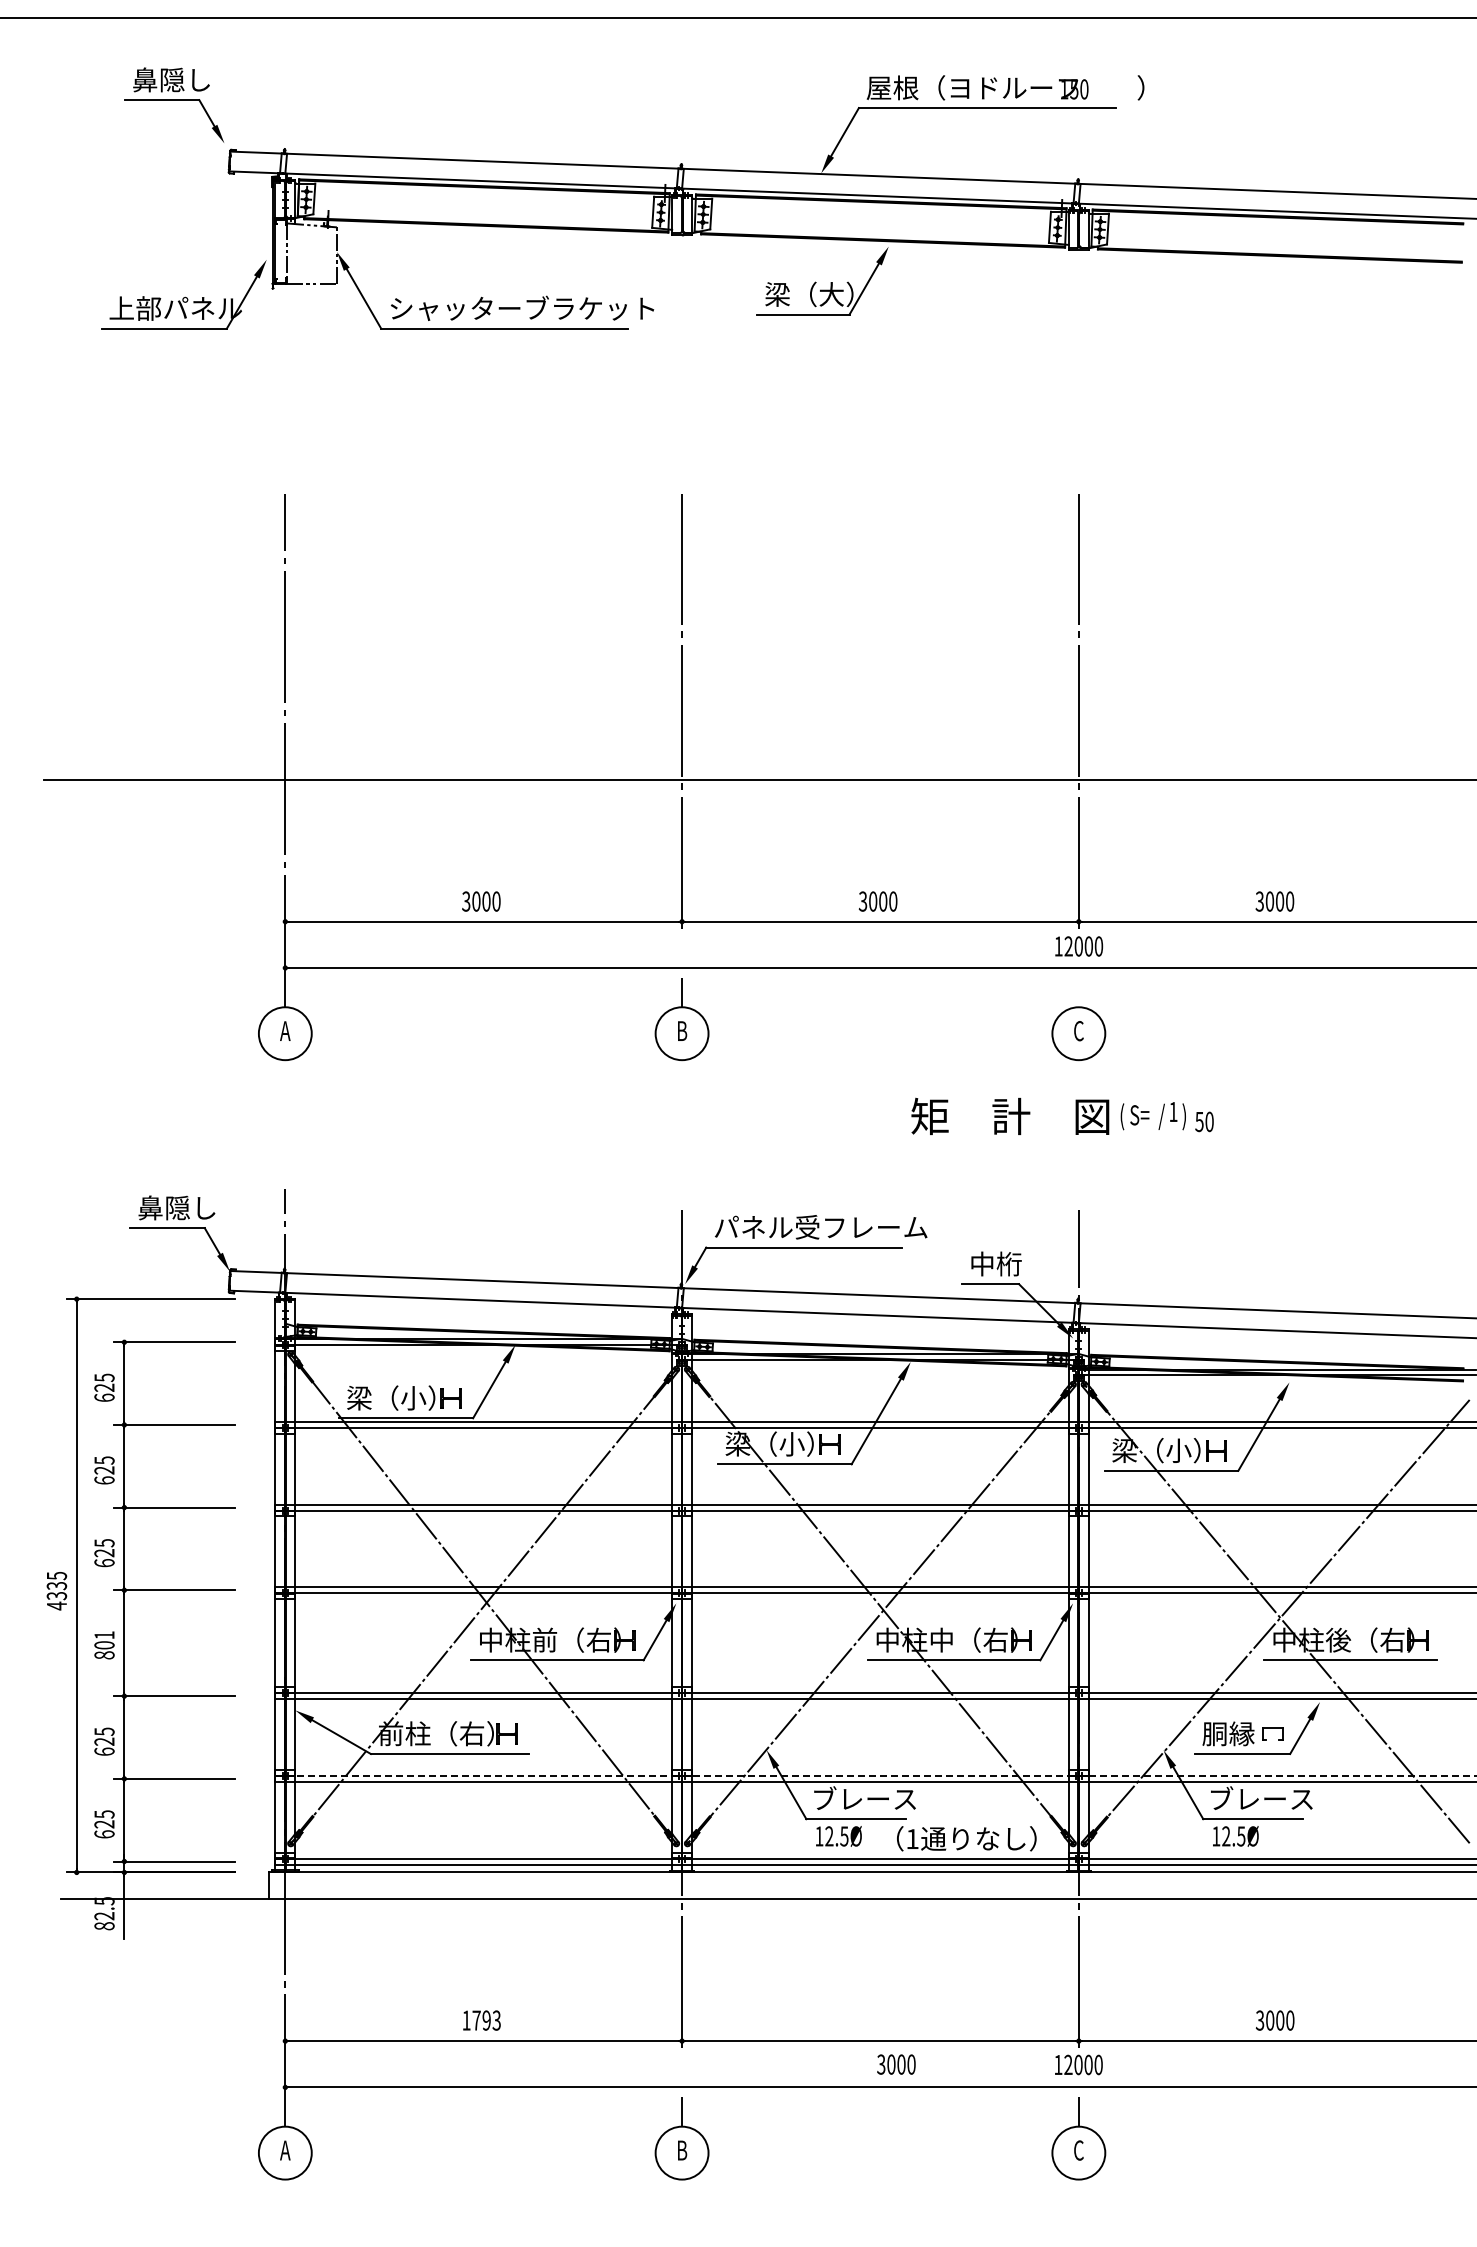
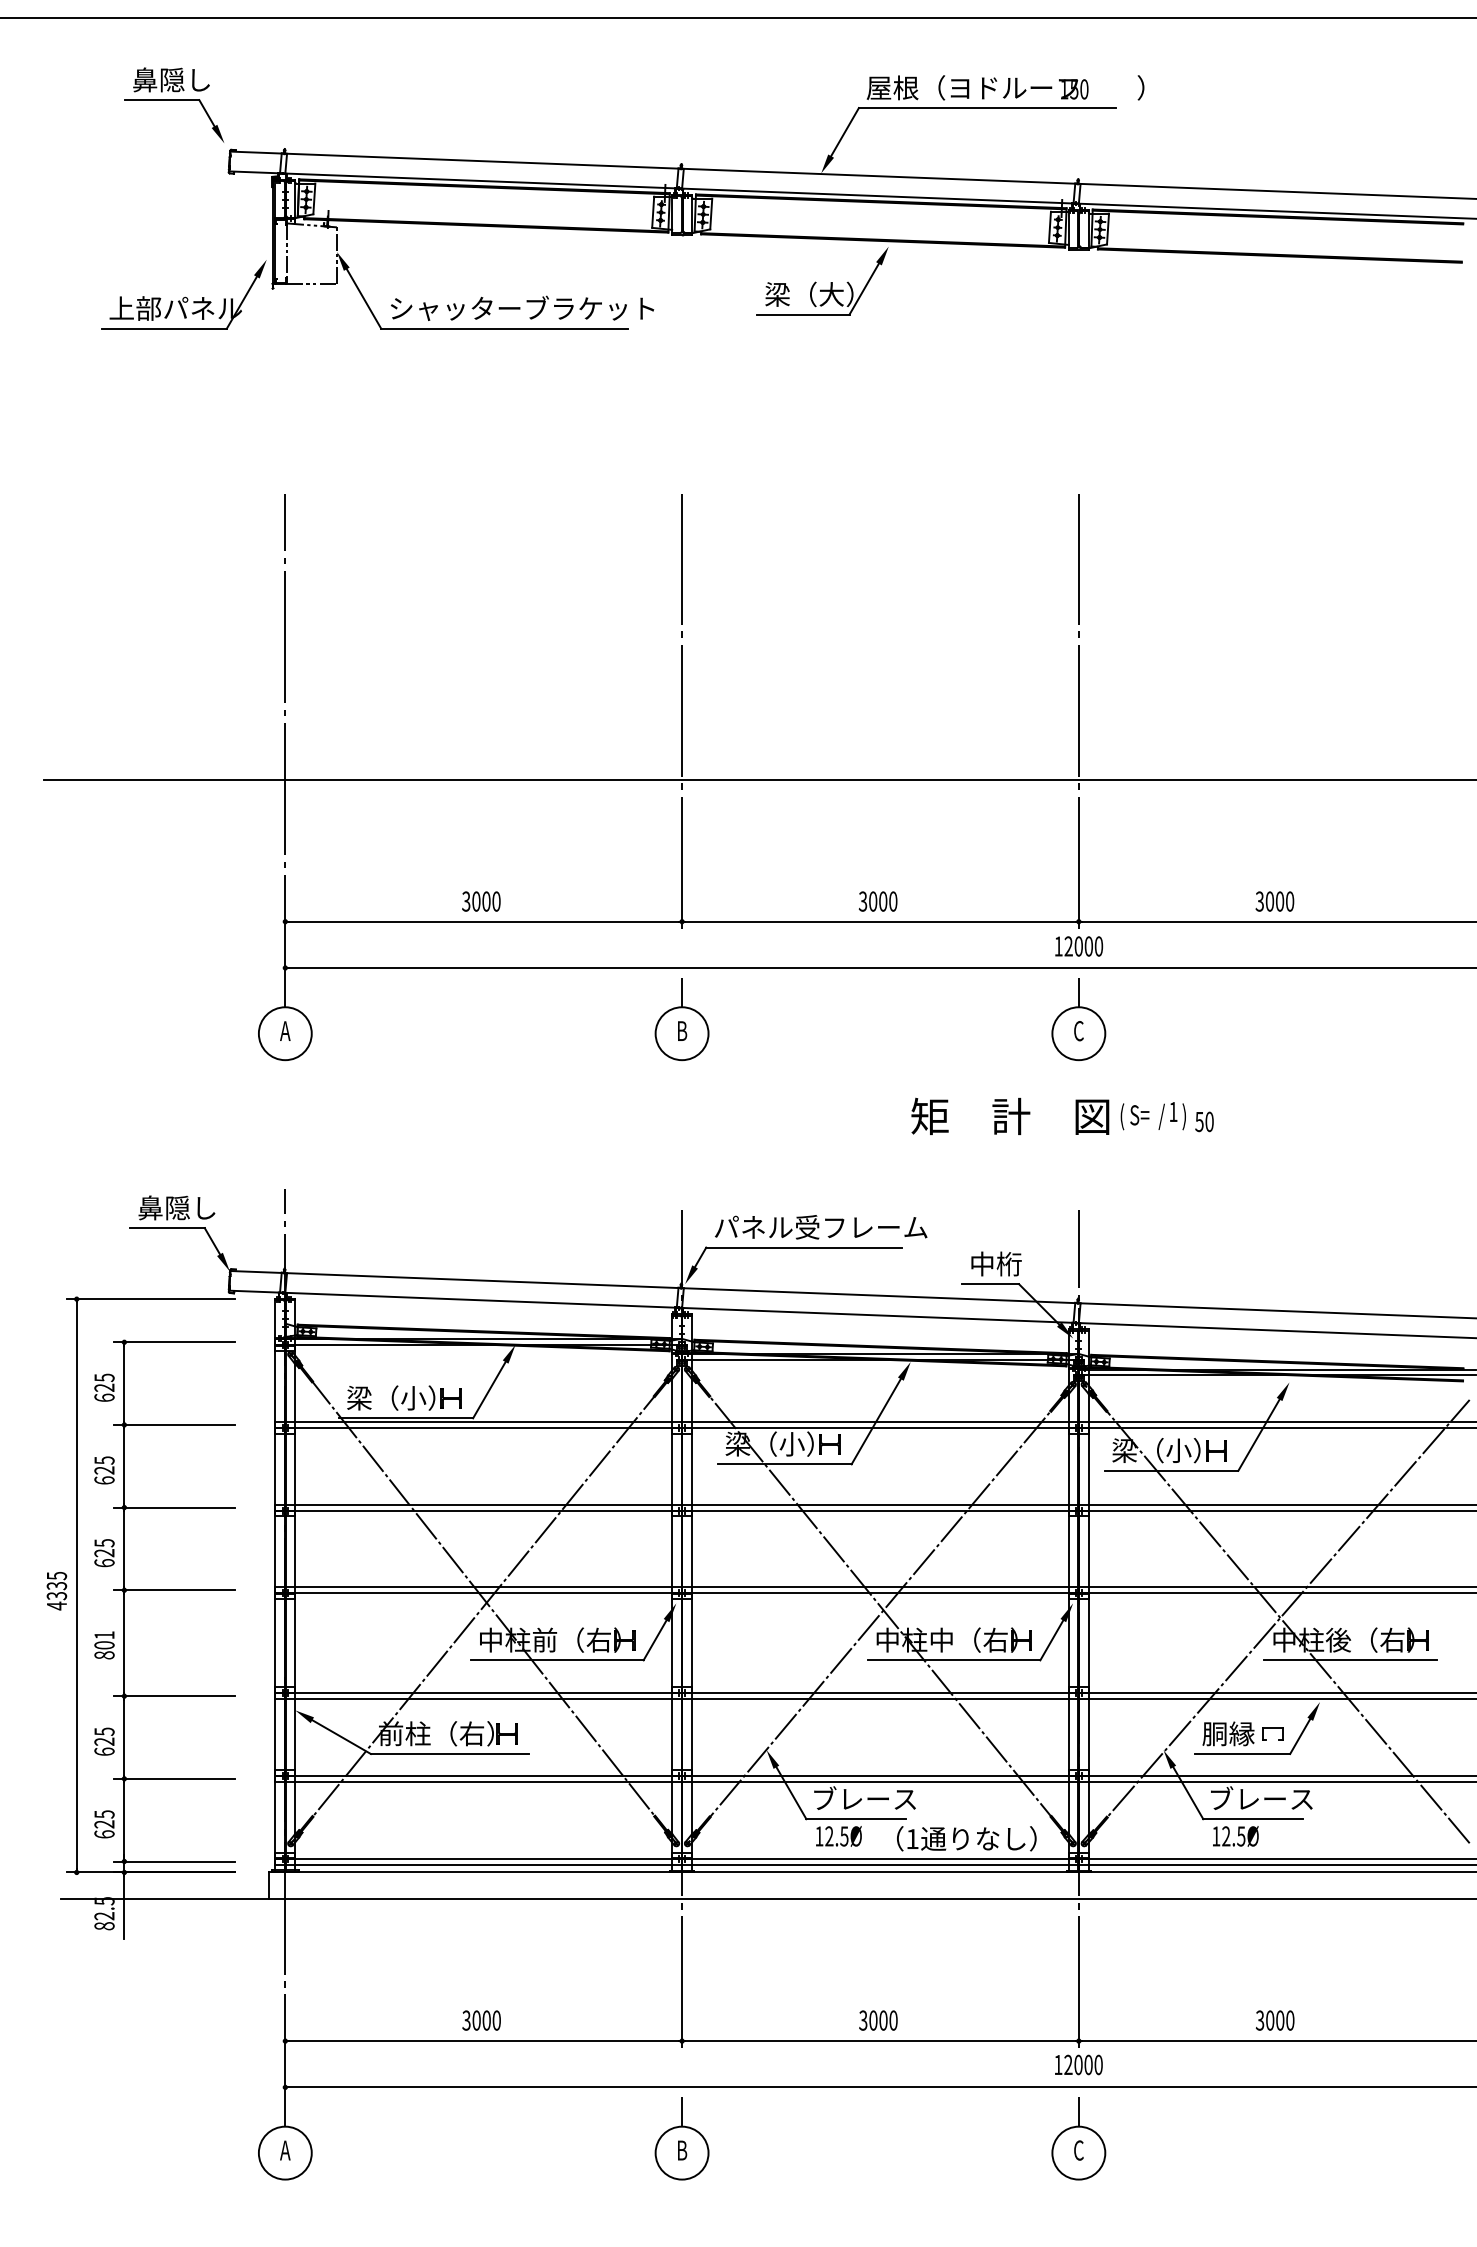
line: none -> present (1078, 992)
line: dashed -> solid (876, 1775)
text: 1793 -> 3000 (481, 2020)
text position: (896, 2064) -> (878, 2020) (878, 2020)
